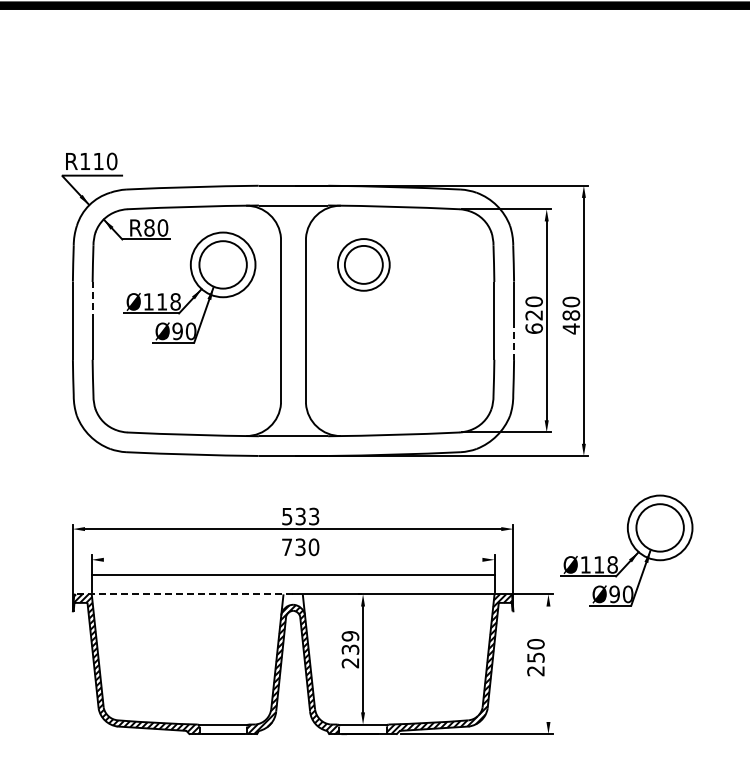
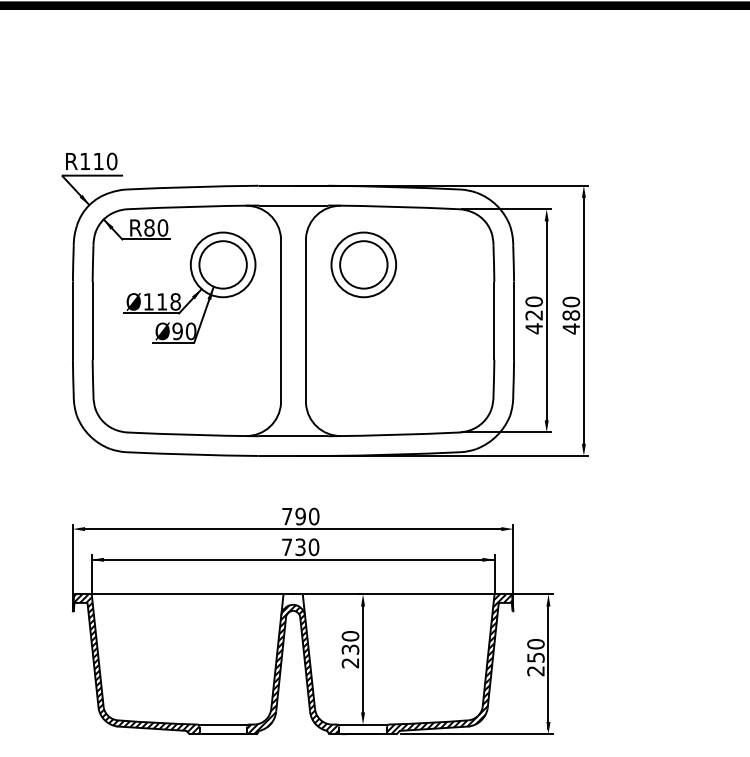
part size: 54x54 px -> 68x68 px (363, 264)
line: dashed -> solid (92, 301)
text: 620 -> 420 (533, 328)
line: dashed -> solid (514, 340)
text: 533 -> 790 (300, 516)
part: present -> none (632, 546)
line position: (292, 574) -> (292, 559) (292, 559)
line: dashed -> solid (184, 594)
text: 239 -> 230 (350, 636)
line: none -> present (548, 667)
